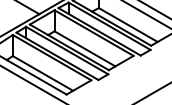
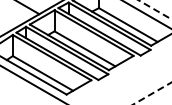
line: solid -> dashed (154, 9)
line: solid -> dashed (153, 93)
